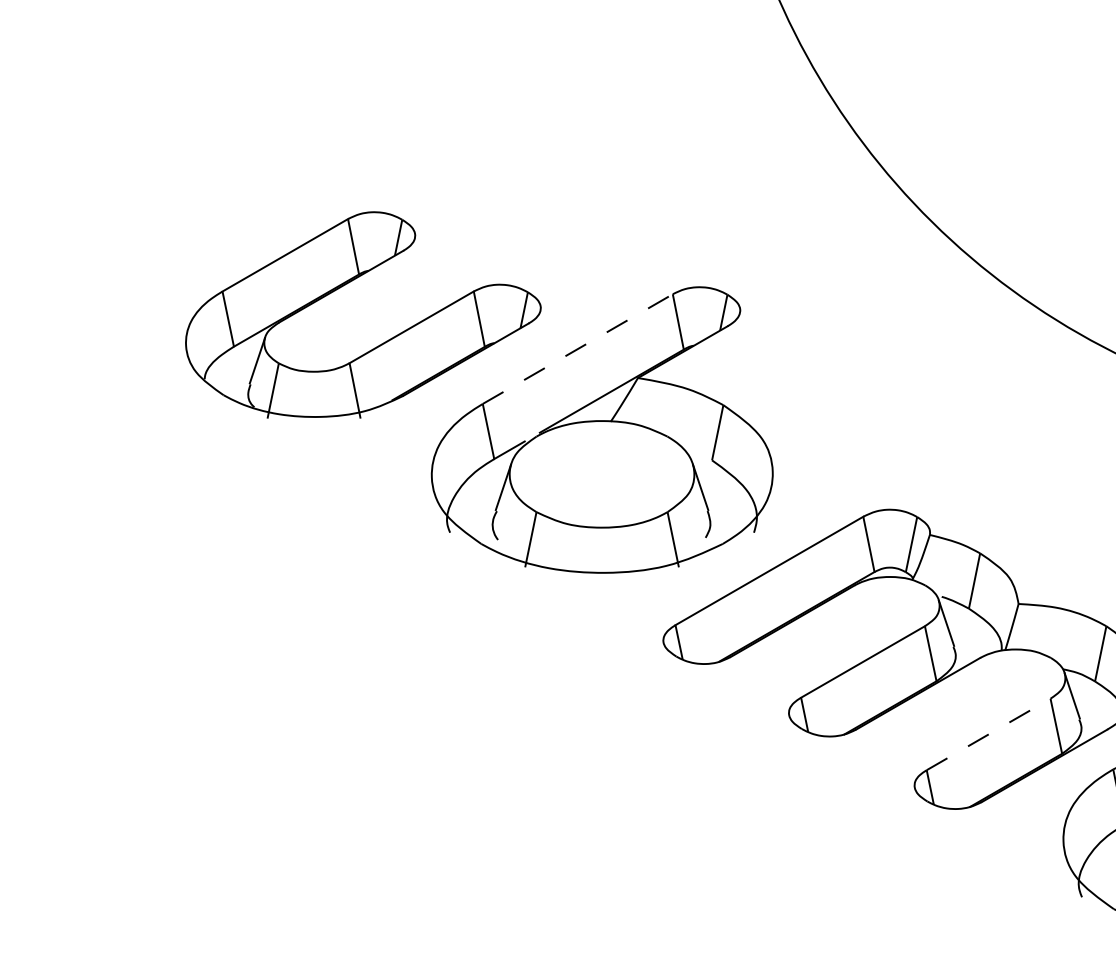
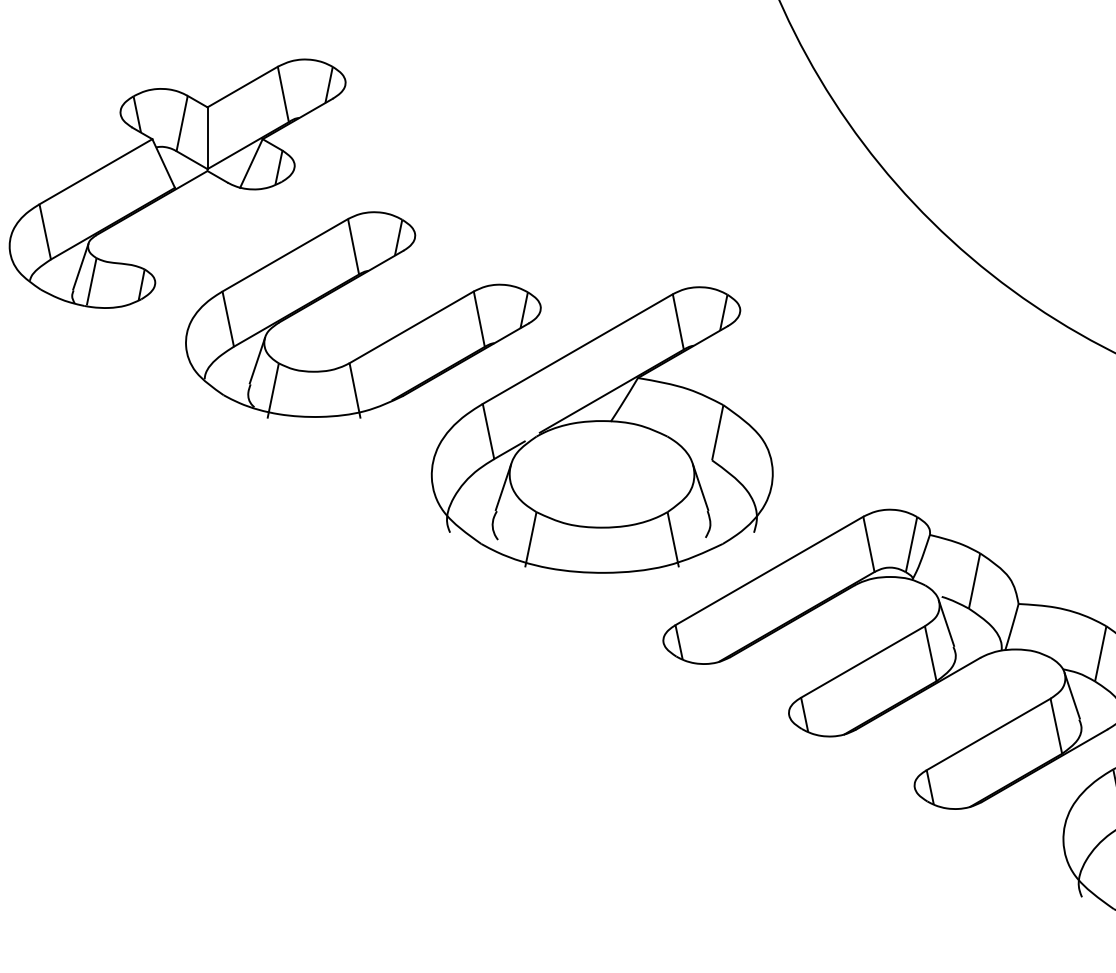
part: none -> present (177, 183)
line: dashed -> solid (577, 349)
line: dashed -> solid (989, 734)
